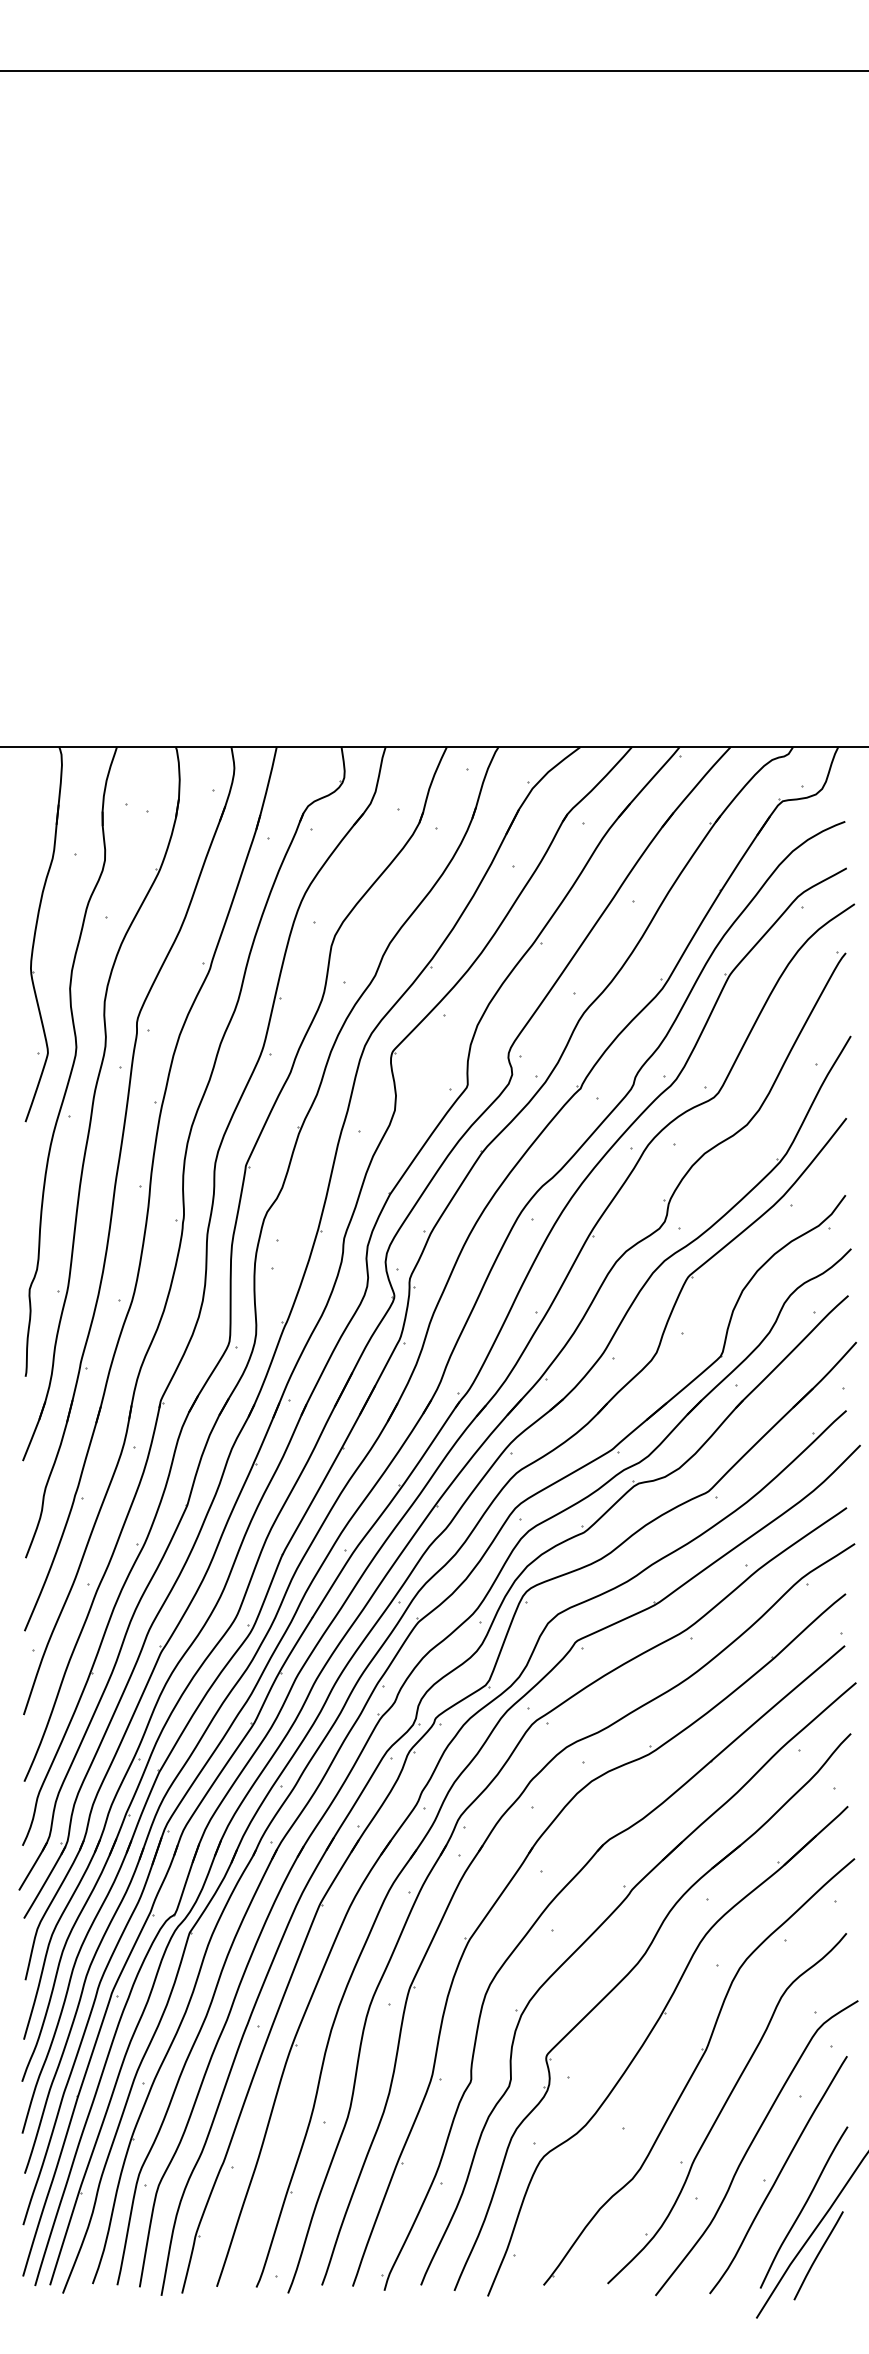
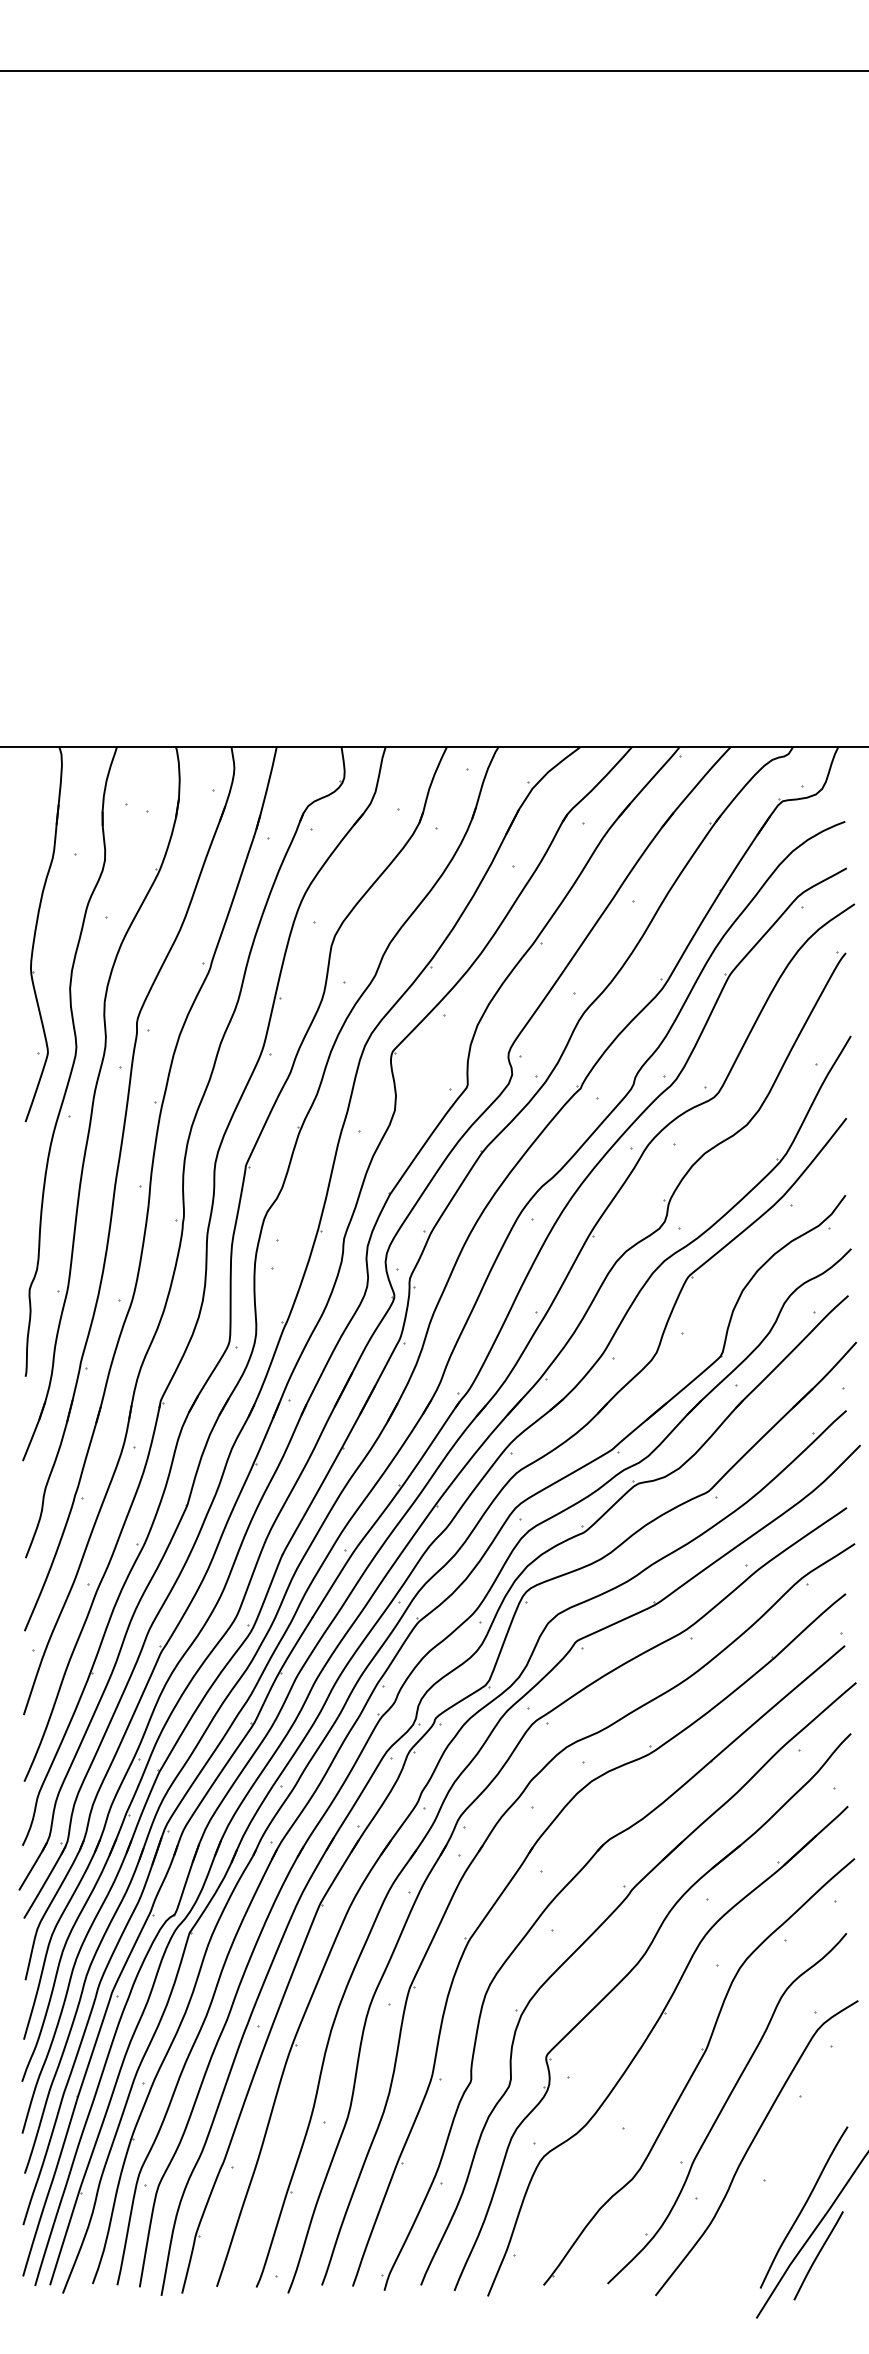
curve: present -> none (778, 2175)
